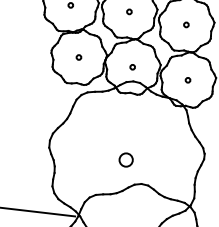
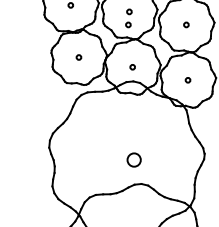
circle: none -> present (128, 24)
circle position: (125, 159) -> (133, 159) (133, 159)
line: present -> none (38, 212)
